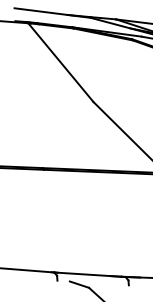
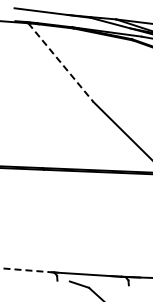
line: solid -> dashed (61, 63)
line: solid -> dashed (26, 270)
